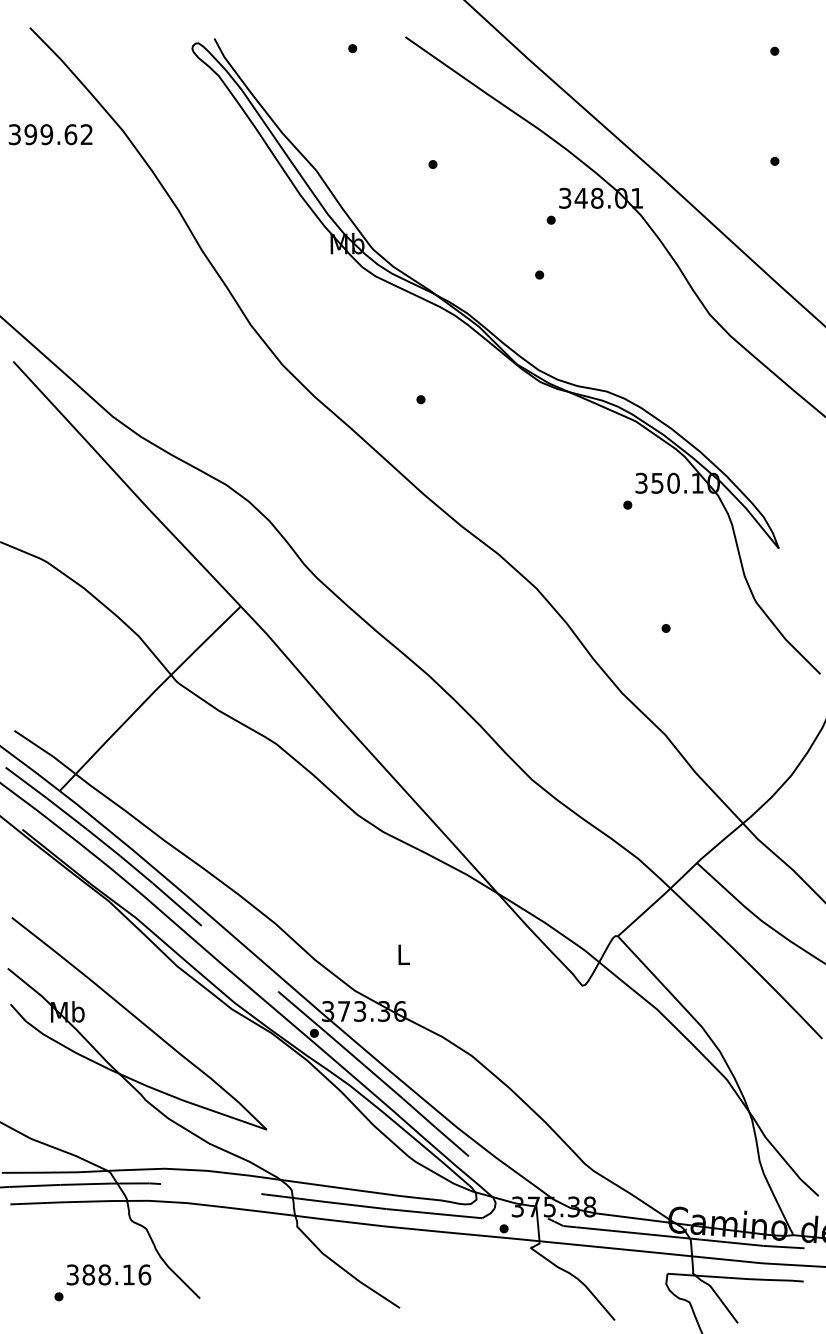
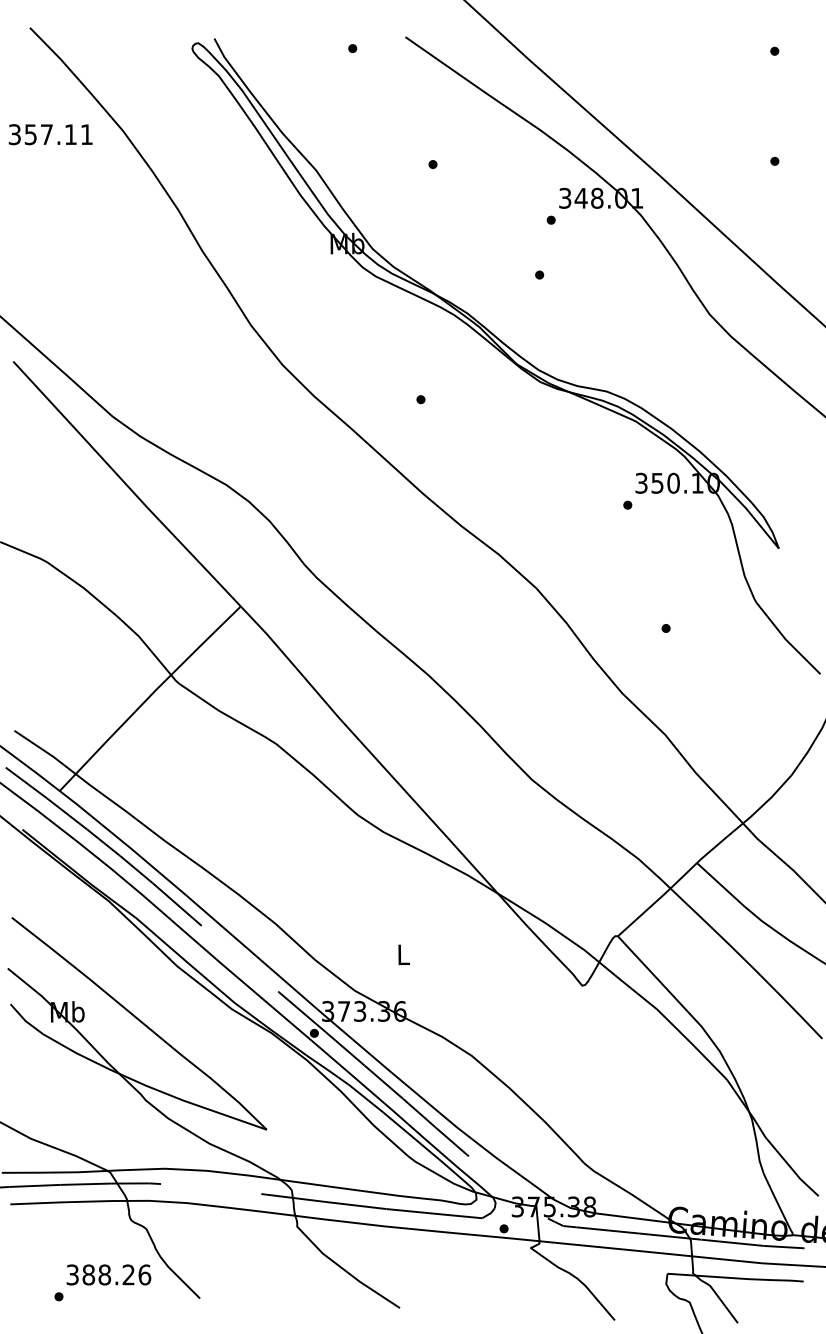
text: 399.62 -> 357.11 (58, 134)
text: 388.16 -> 388.26 (128, 1274)
